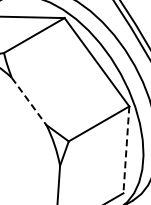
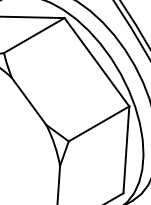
line: dashed -> solid (29, 101)
line: dashed -> solid (126, 149)
